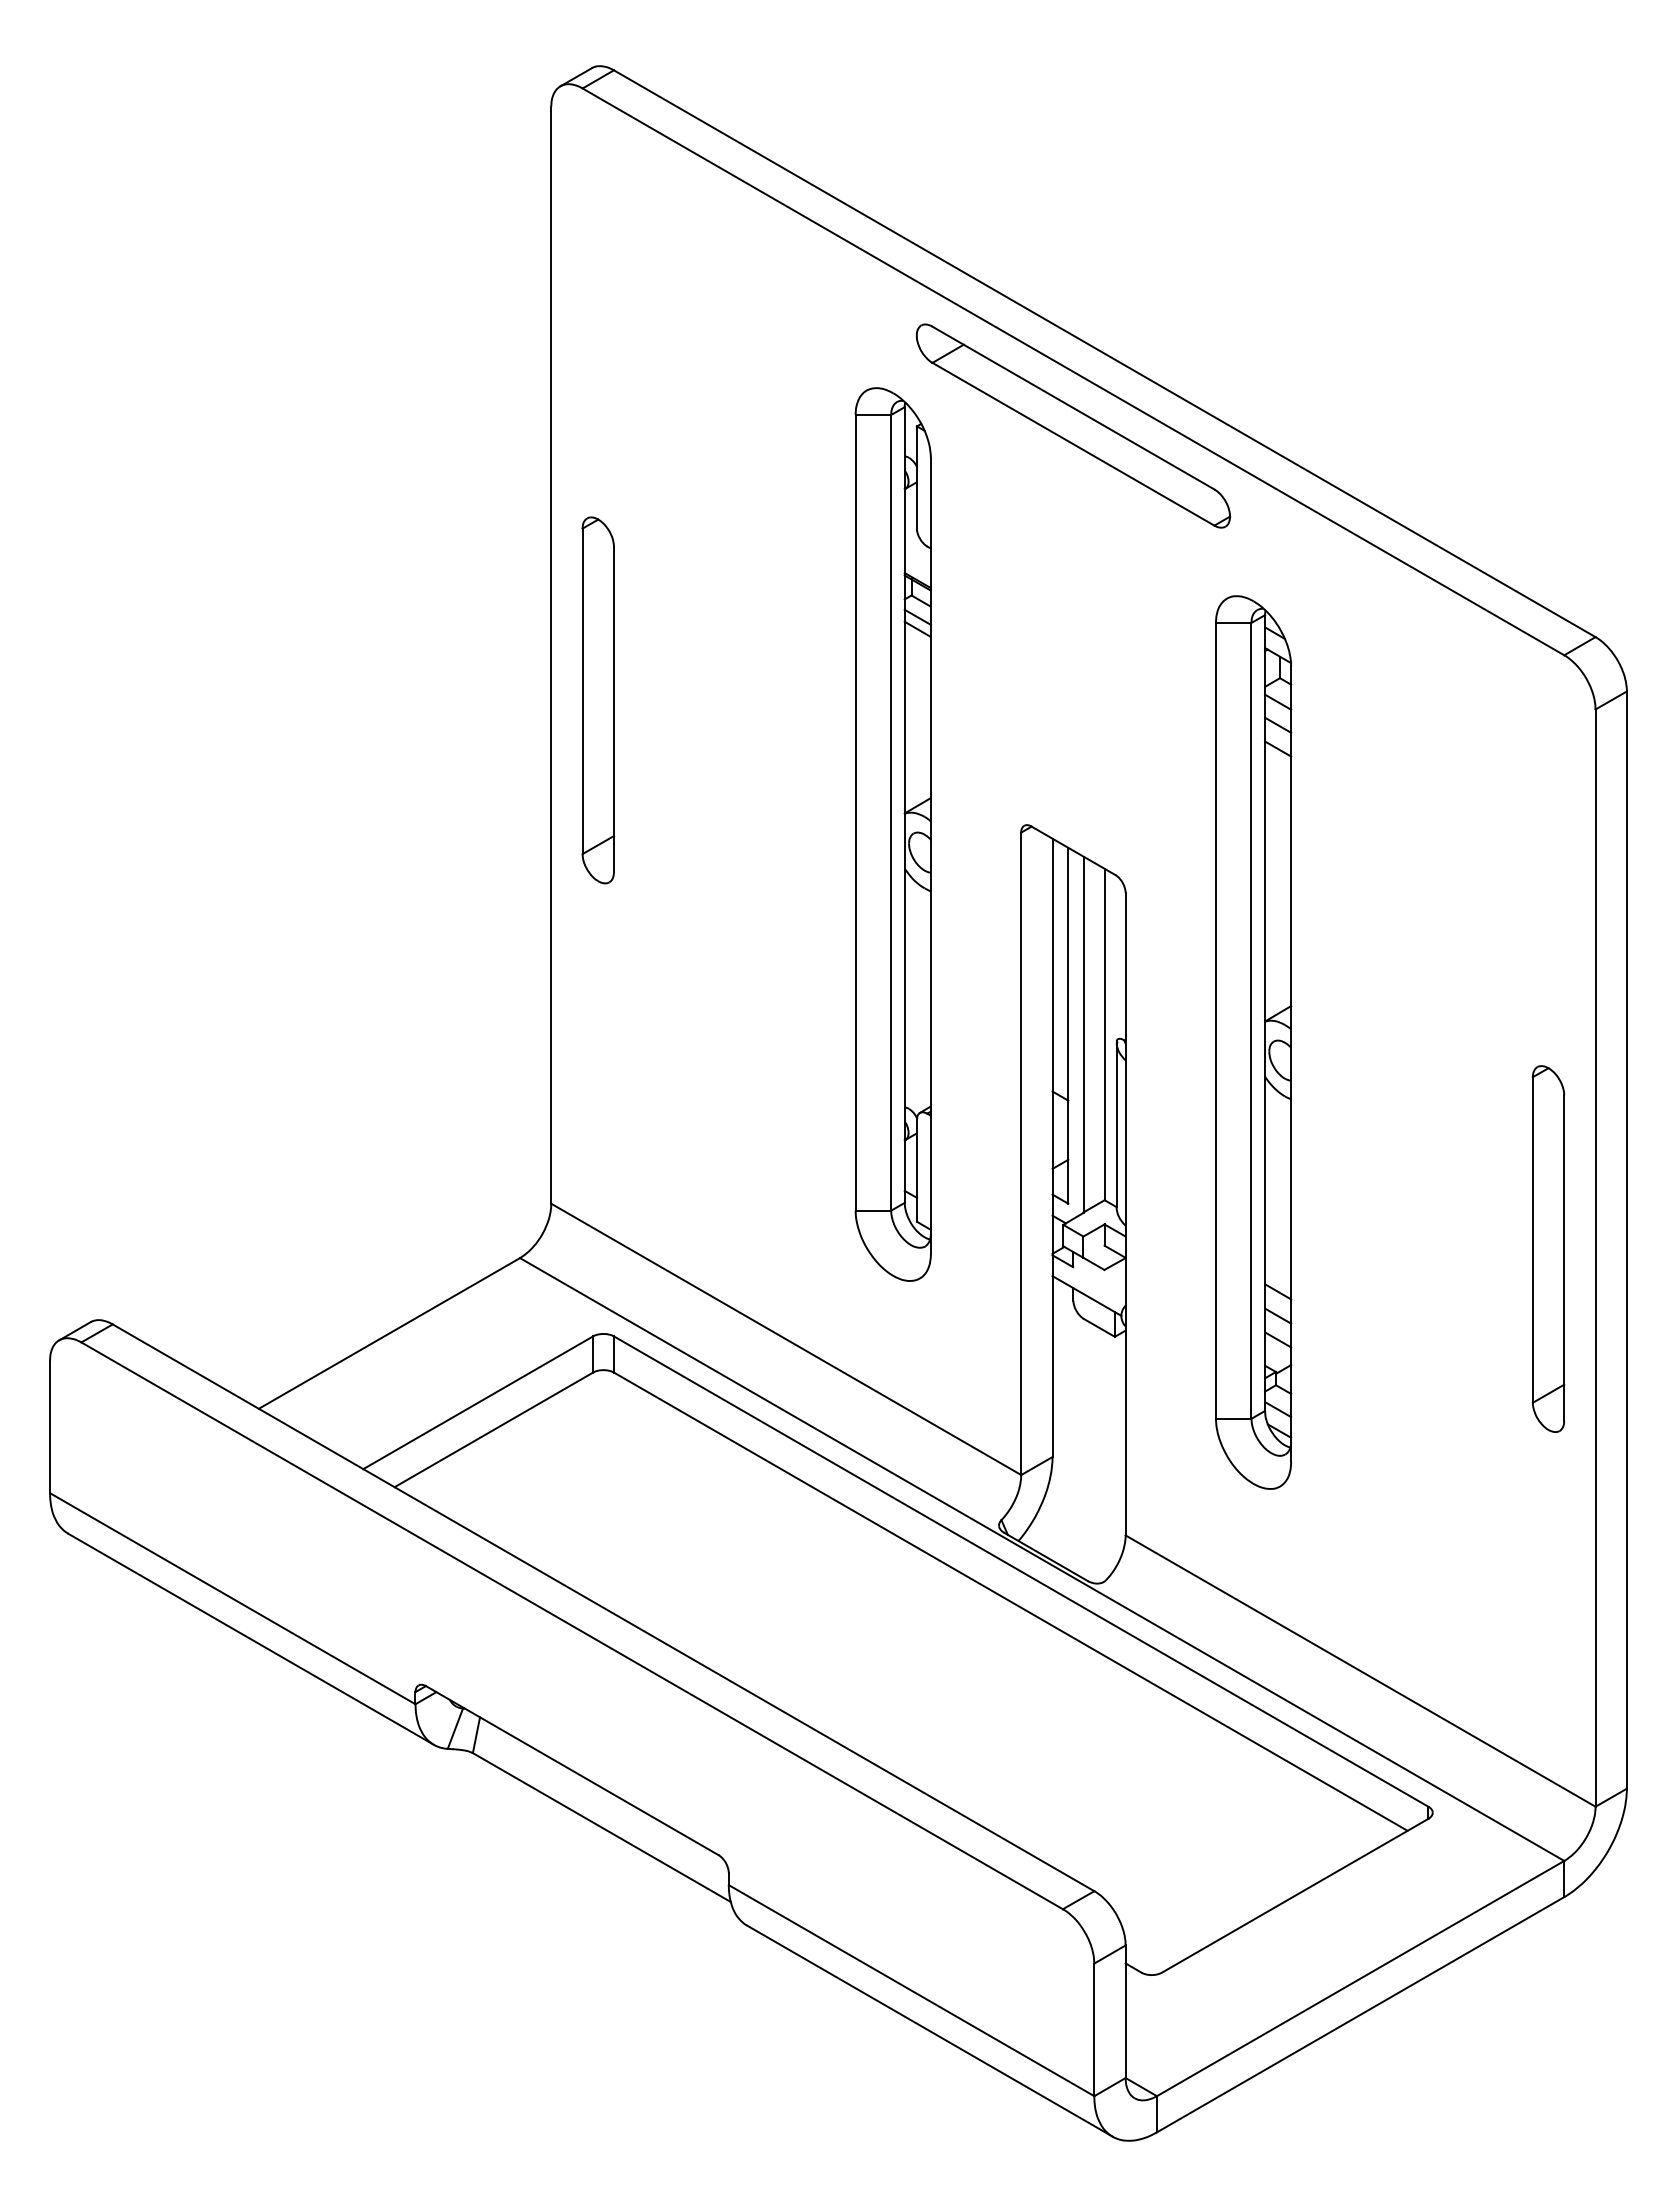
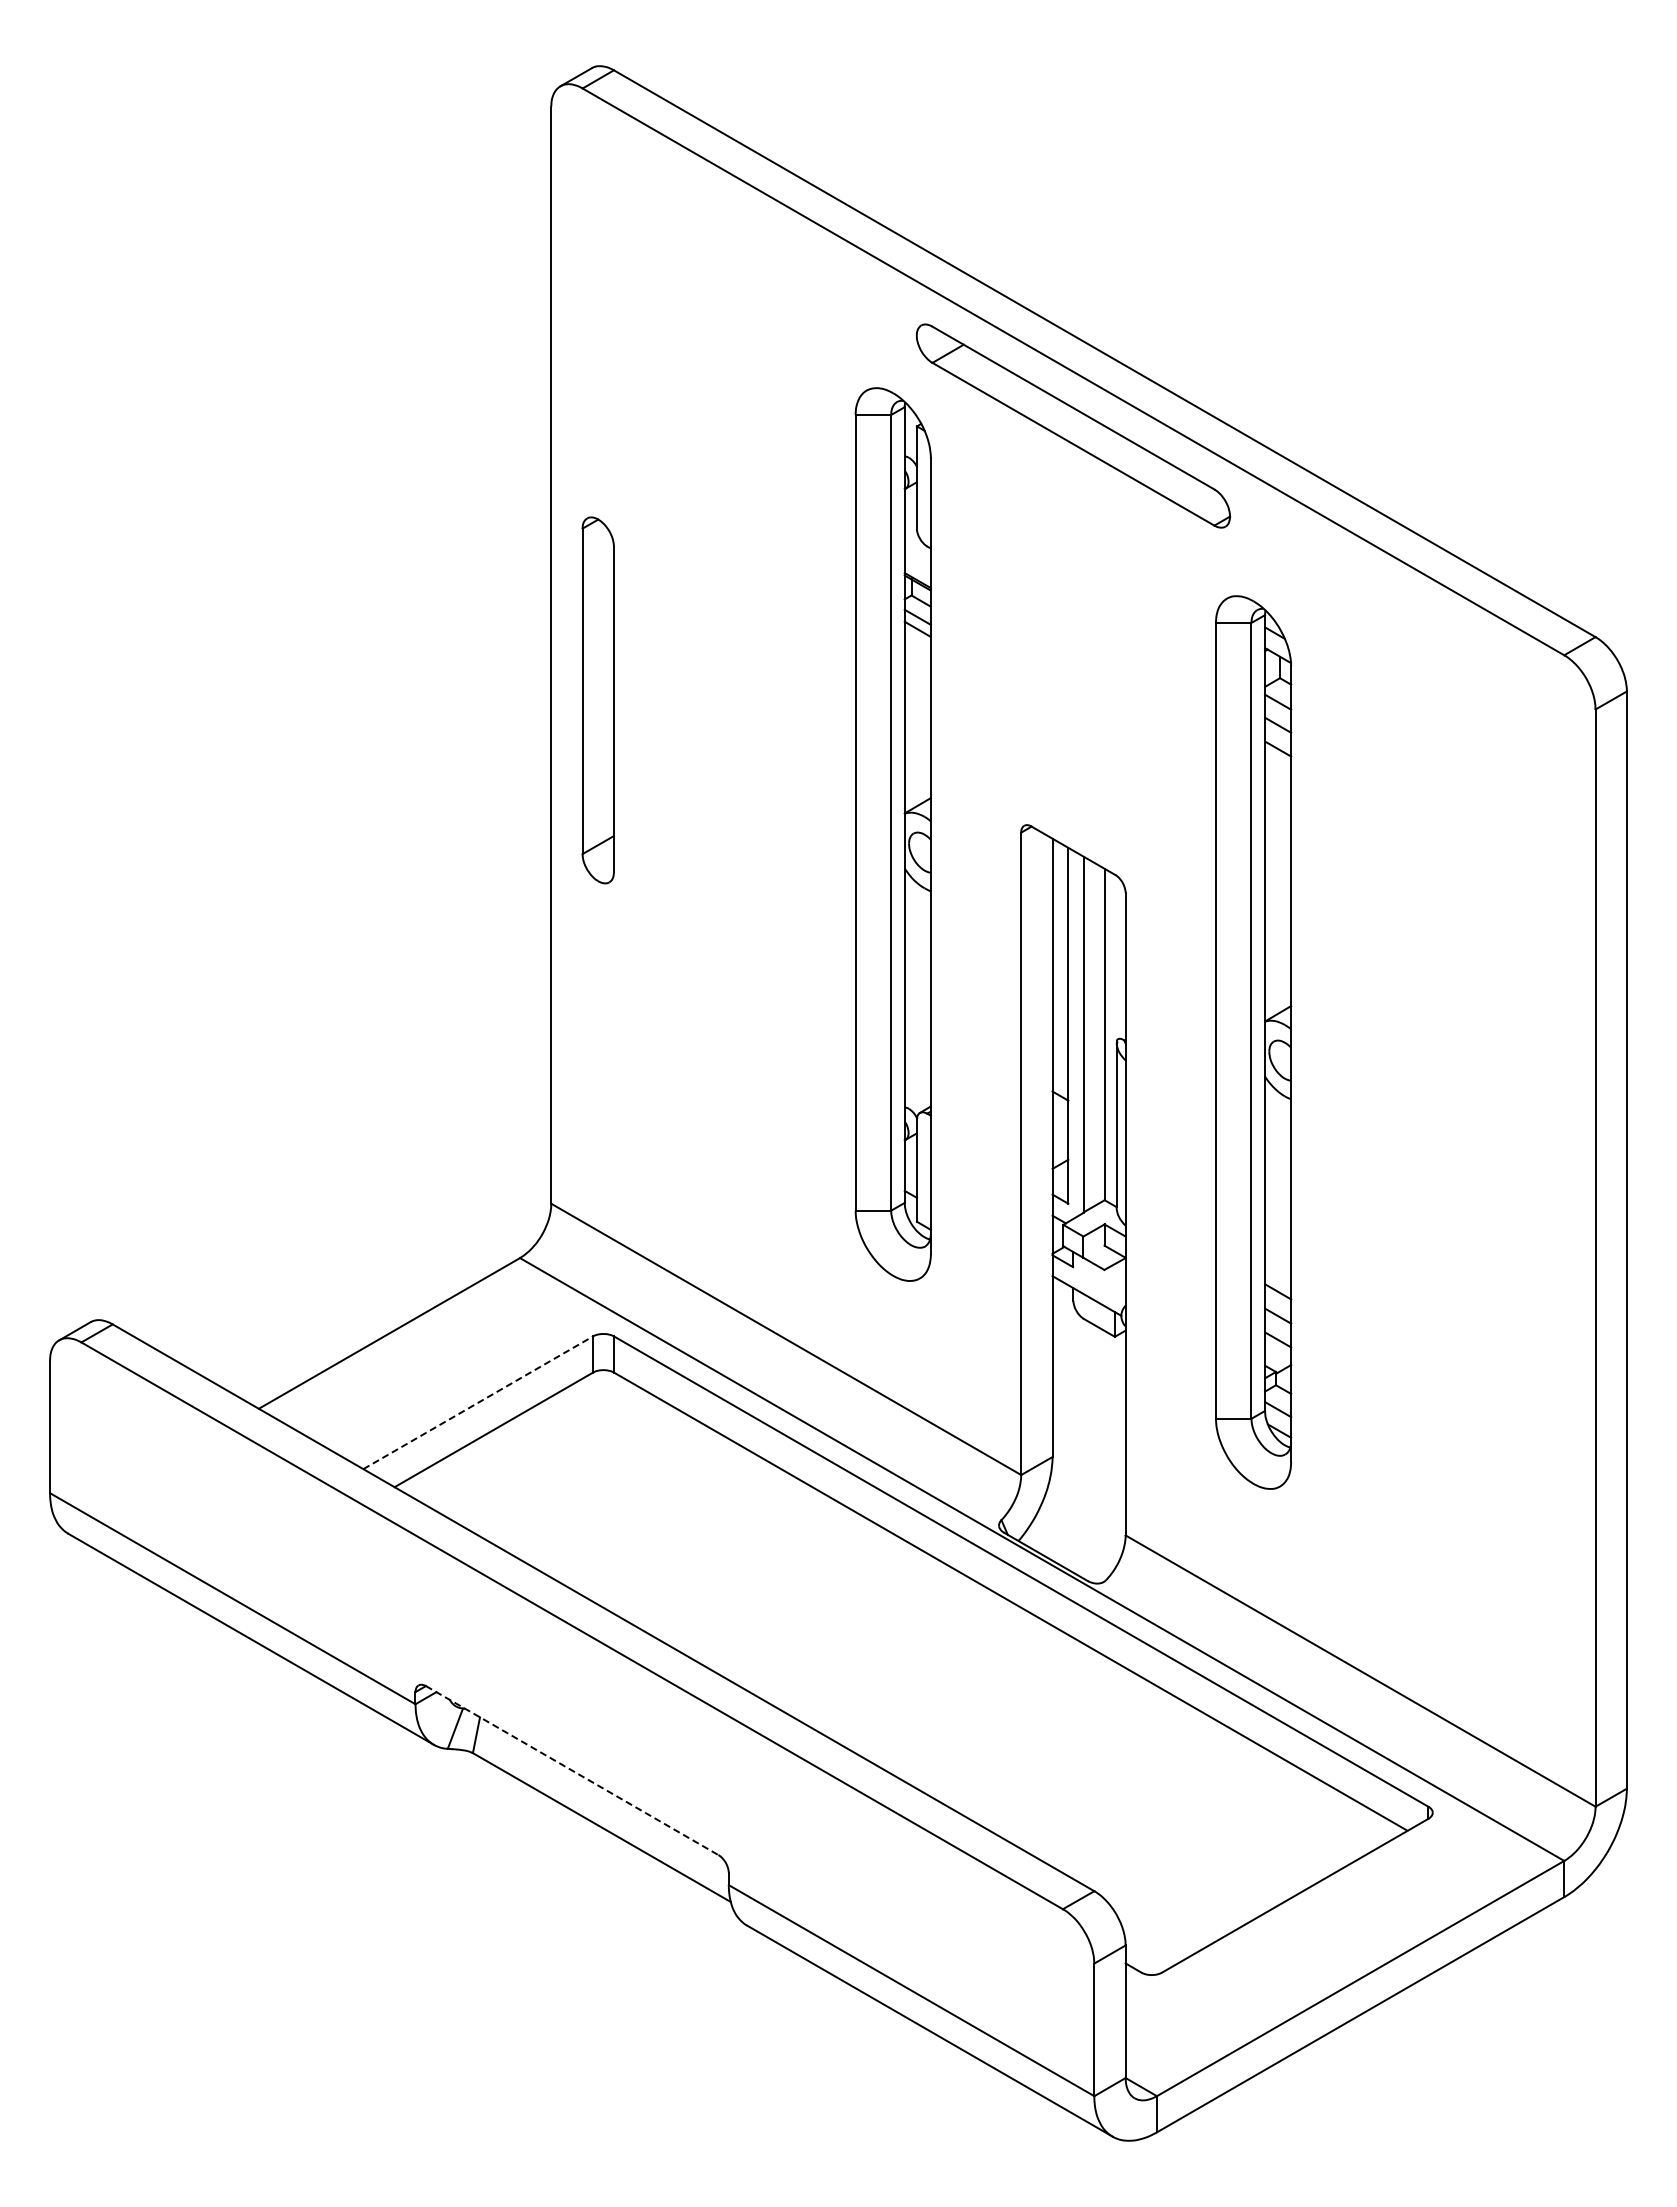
part: present -> none (1548, 1248)
line: solid -> dashed (478, 1402)
line: solid -> dashed (572, 1770)
